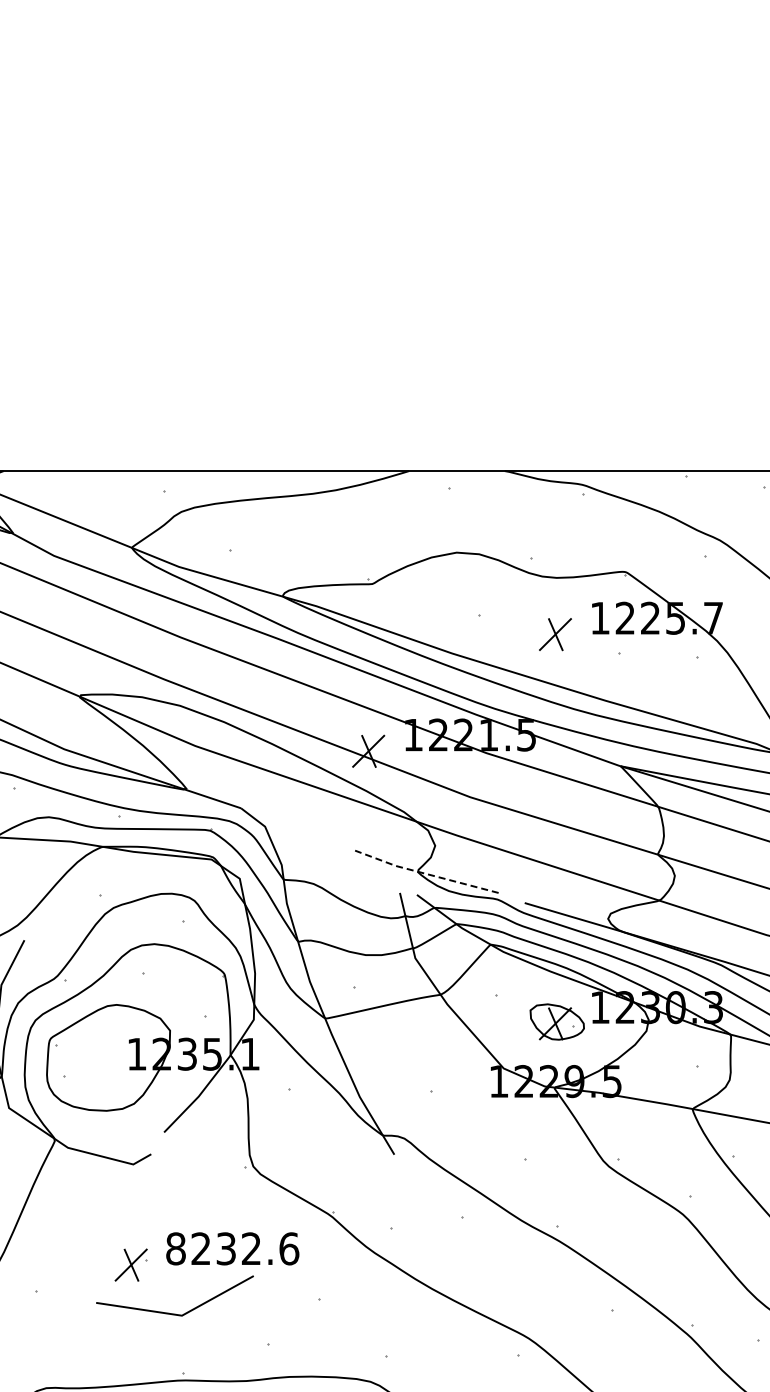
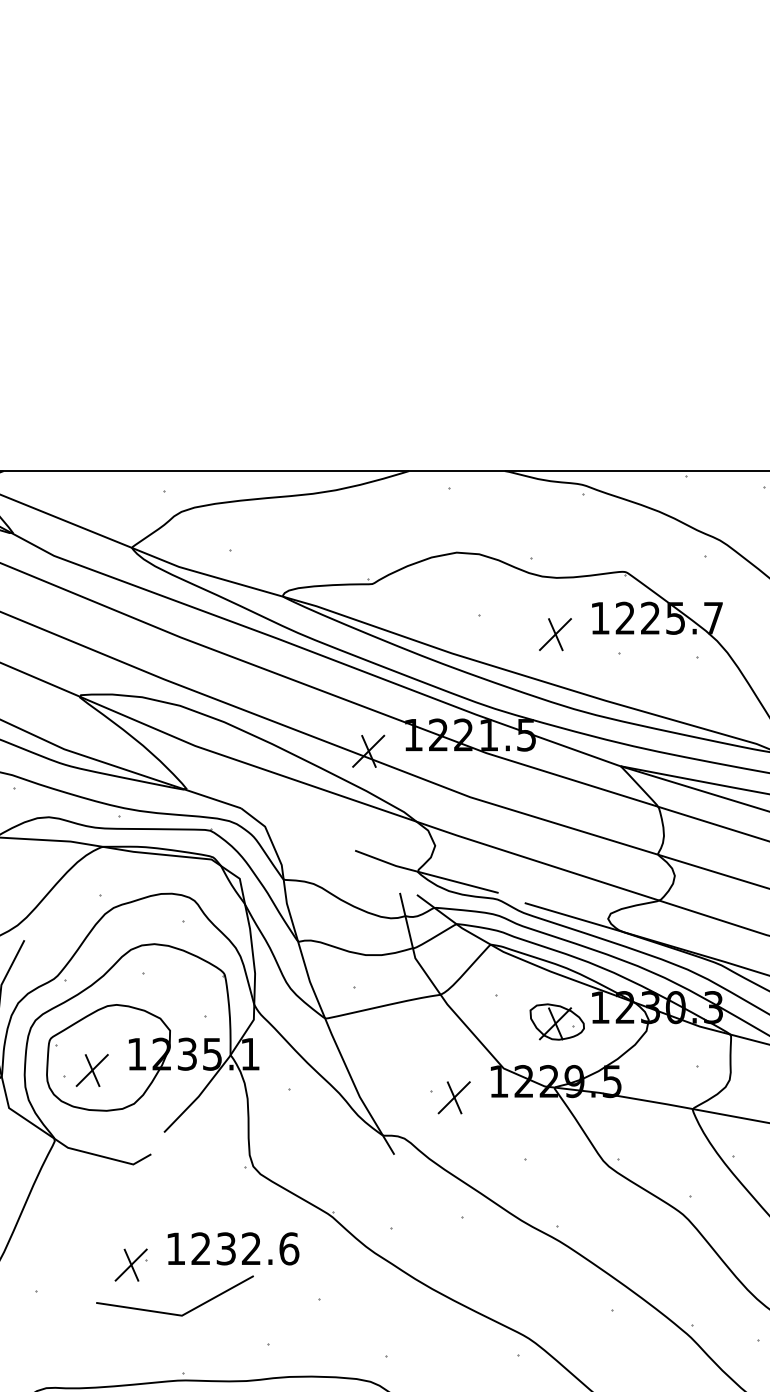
line: dashed -> solid (425, 873)
part: none -> present (91, 1070)
part: none -> present (453, 1097)
text: 8232.6 -> 1232.6 (175, 1248)
